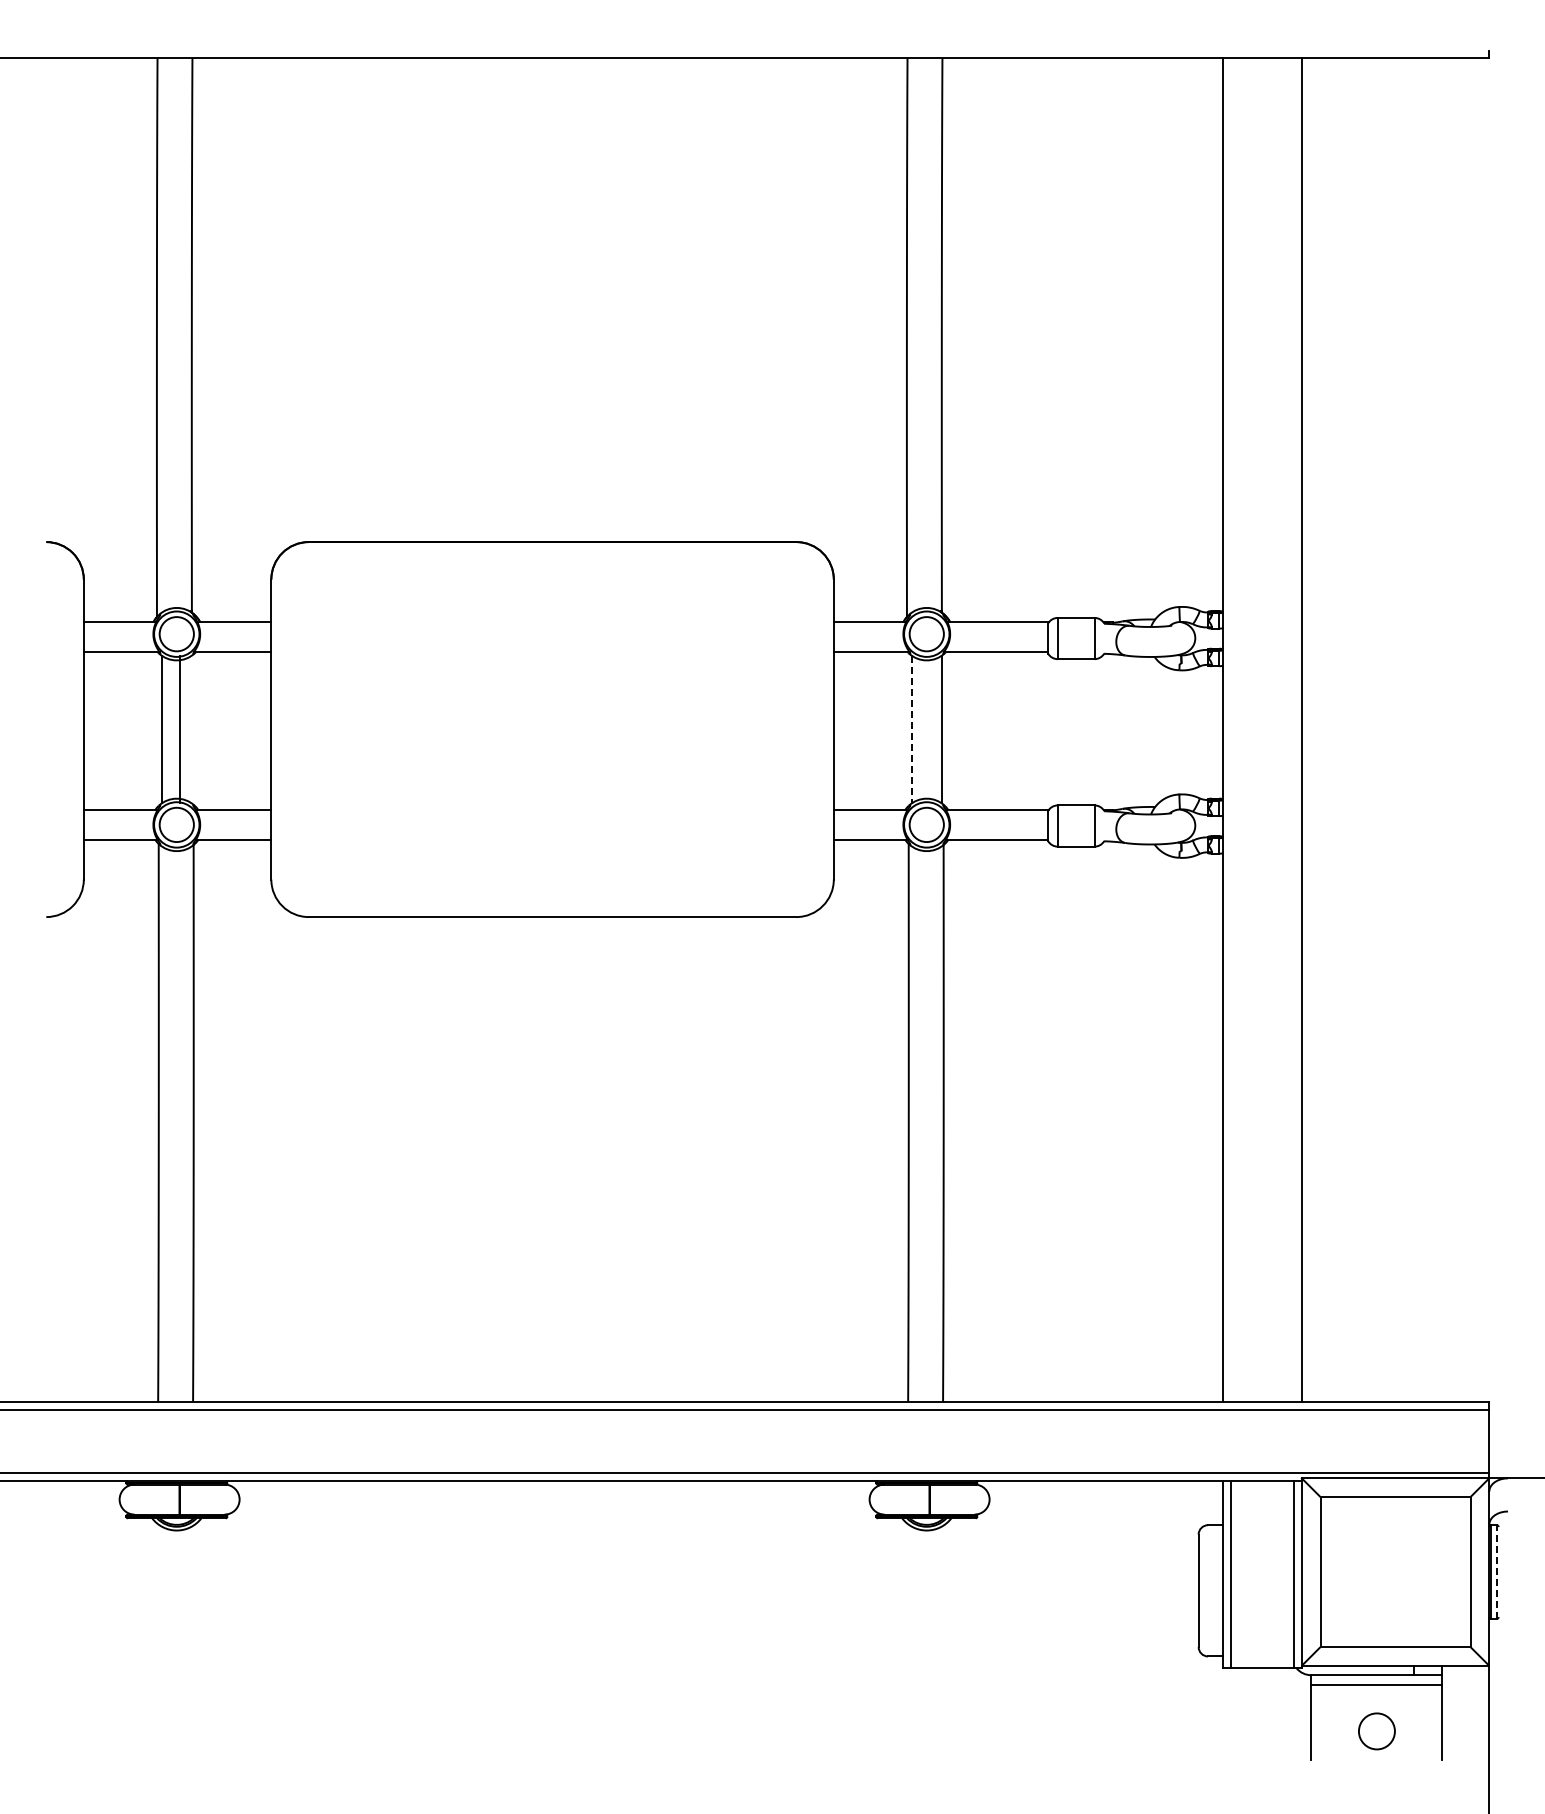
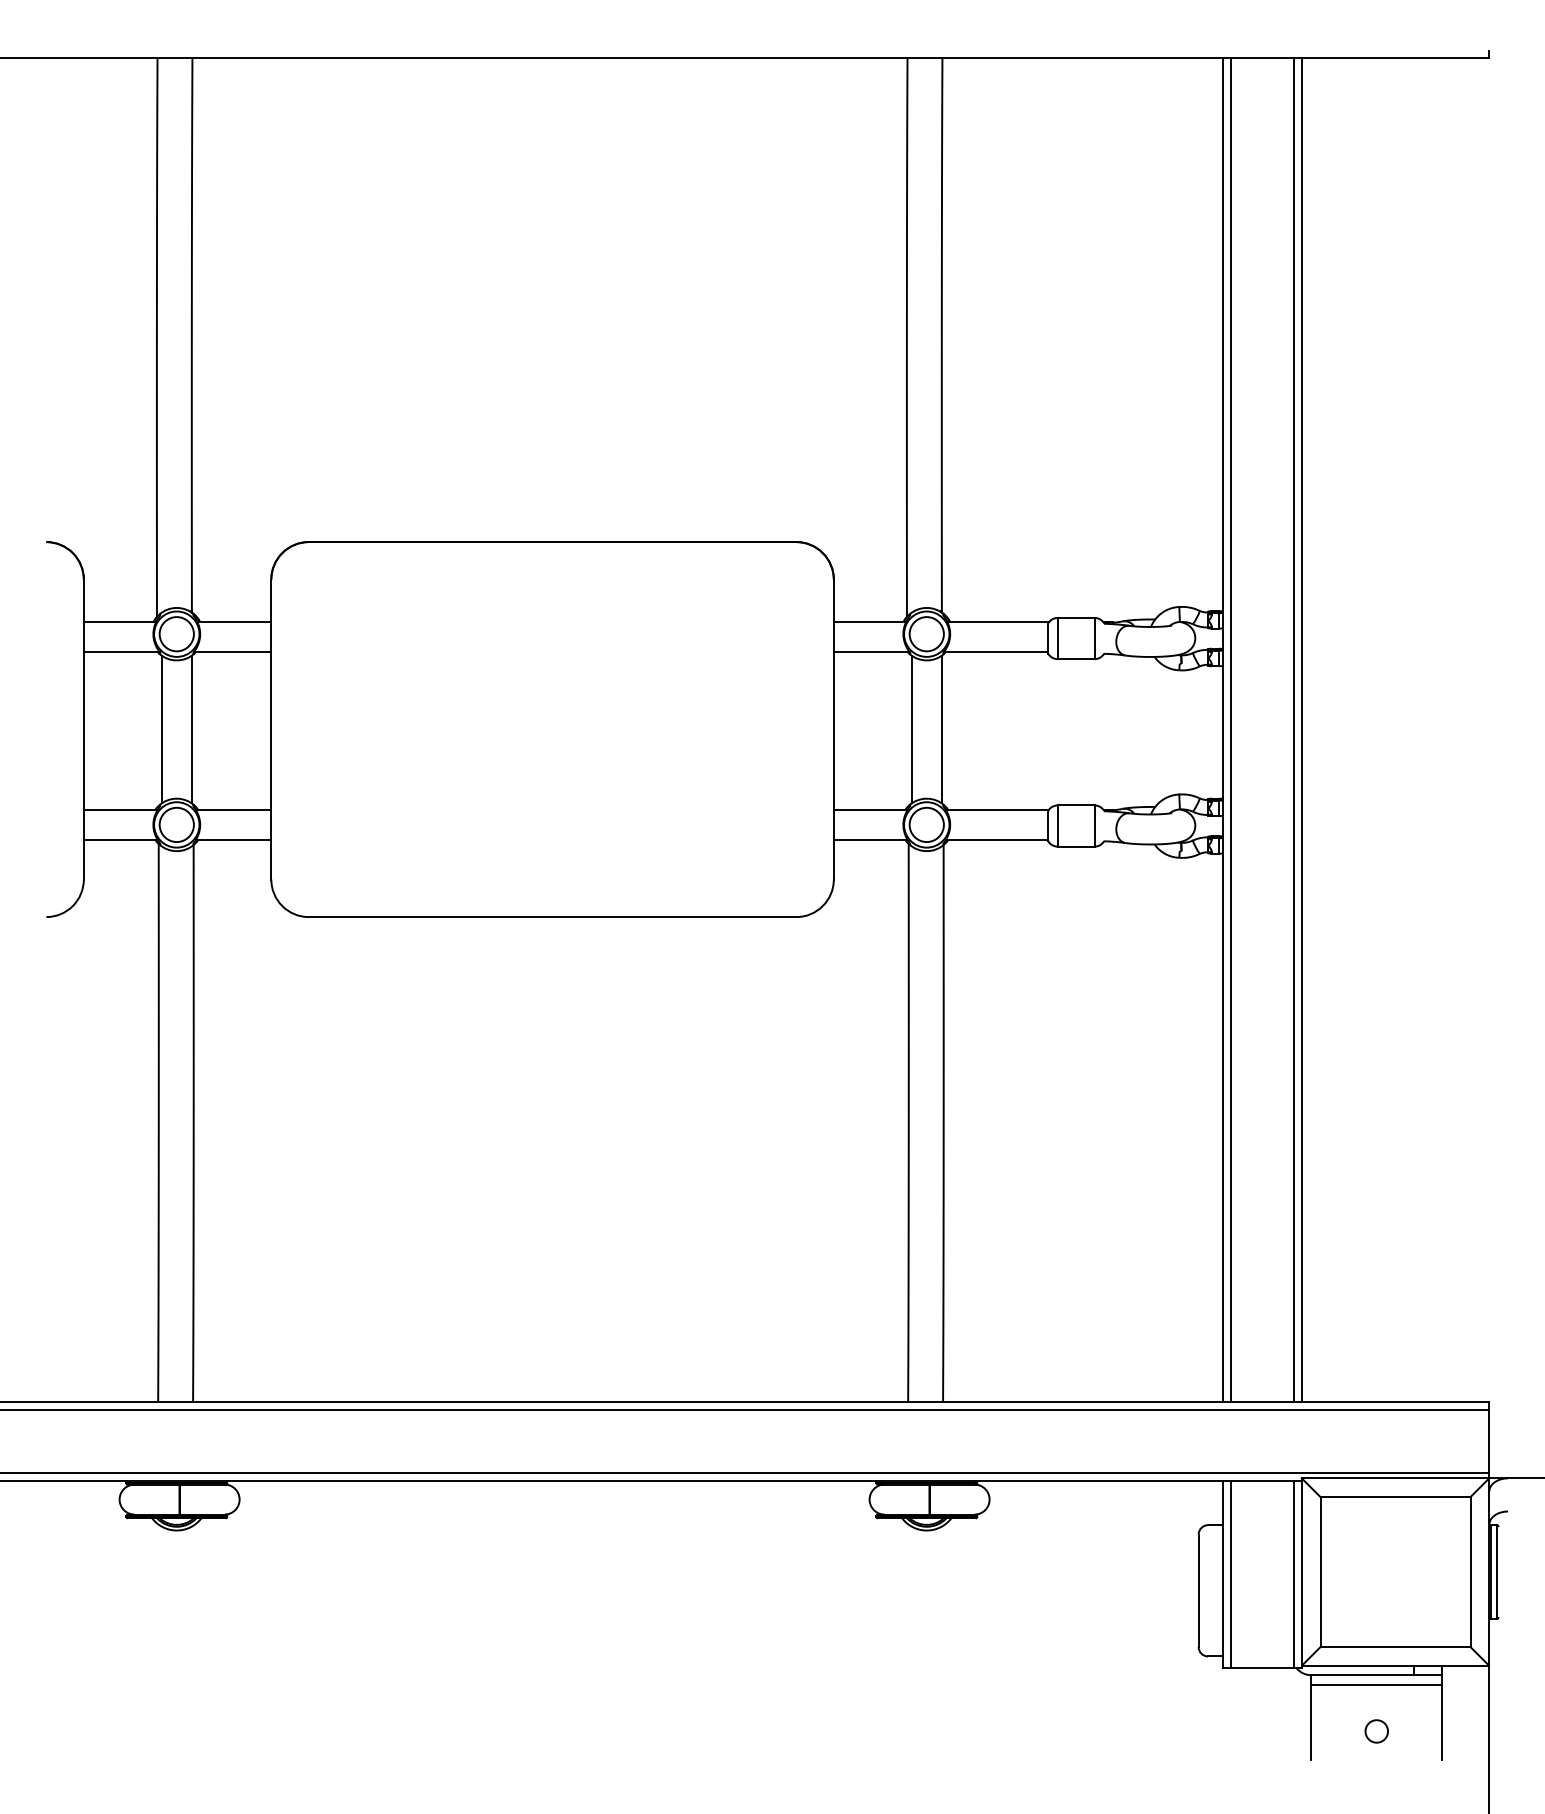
line position: (179, 729) -> (191, 729) (191, 729)
line: dashed -> solid (911, 729)
line: none -> present (1230, 730)
line: none -> present (1294, 730)
line: dashed -> solid (1496, 1572)
circle size: 38x39 px -> 25x25 px (1376, 1731)
